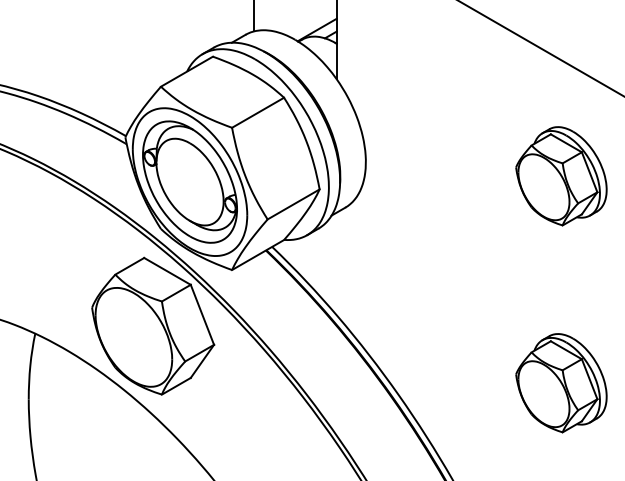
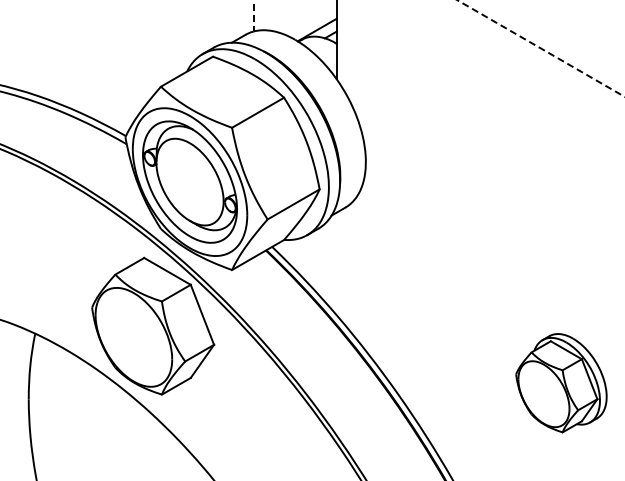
line: solid -> dashed (253, 16)
line: solid -> dashed (540, 48)
part: present -> none (561, 176)
